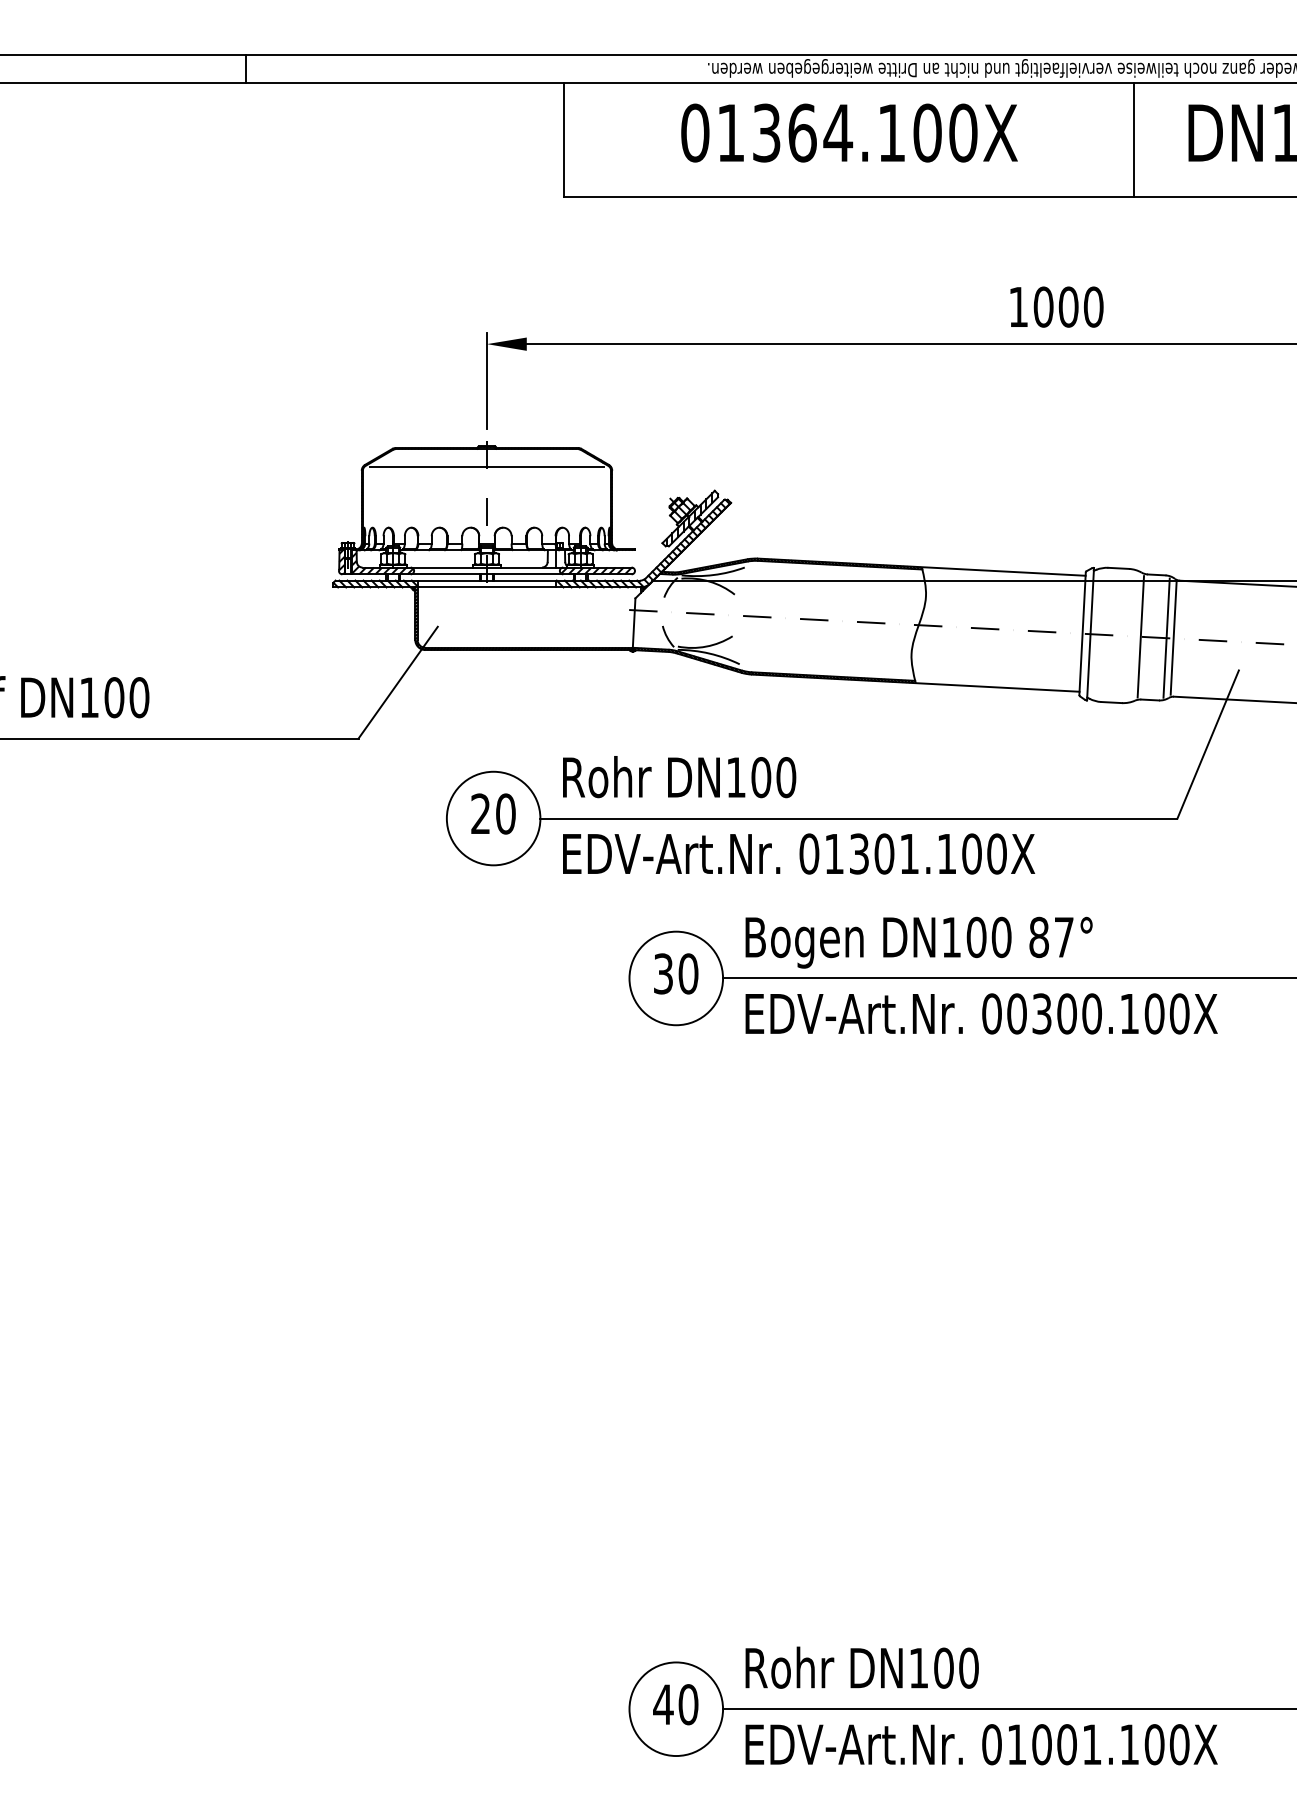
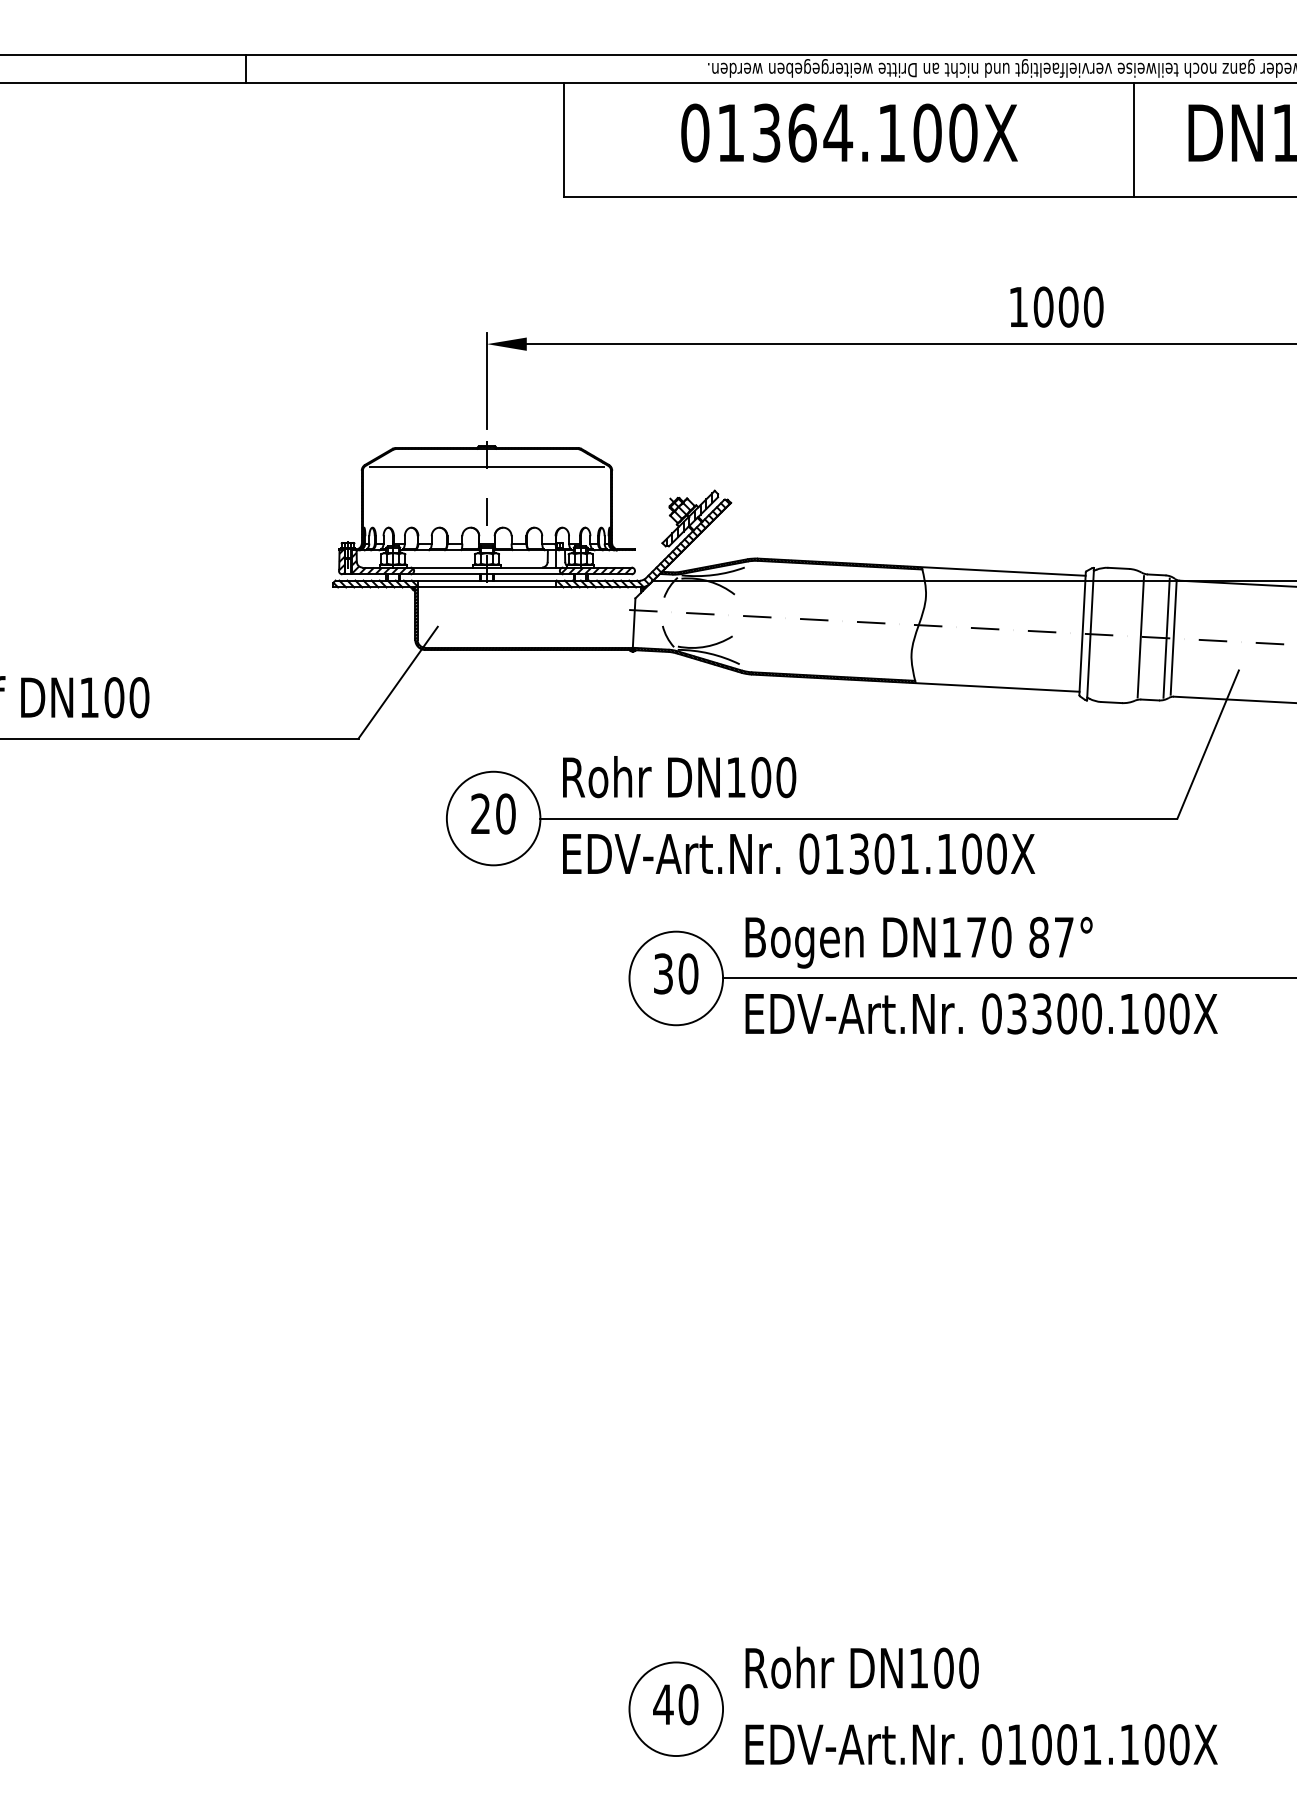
text: DN100 -> DN170 (976, 937)
text: 00300.100X -> 03300.100X (1016, 1013)
line: present -> none (1008, 1709)
